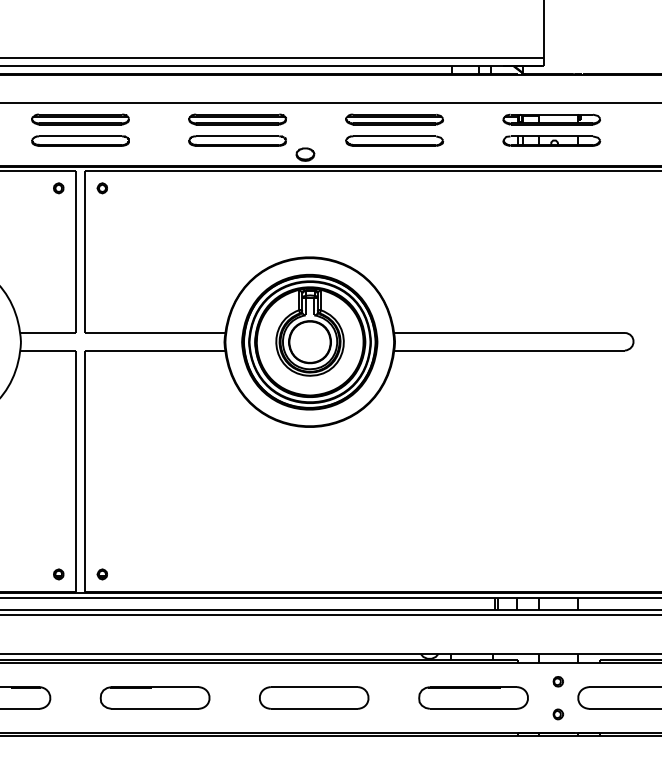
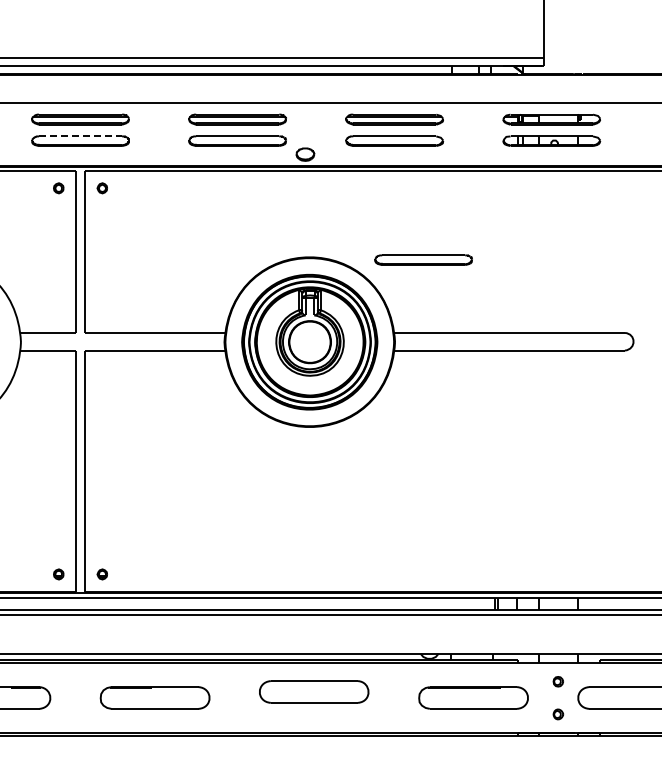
line: solid -> dashed (81, 136)
part: none -> present (423, 259)
part position: (314, 697) -> (314, 691) (314, 691)
